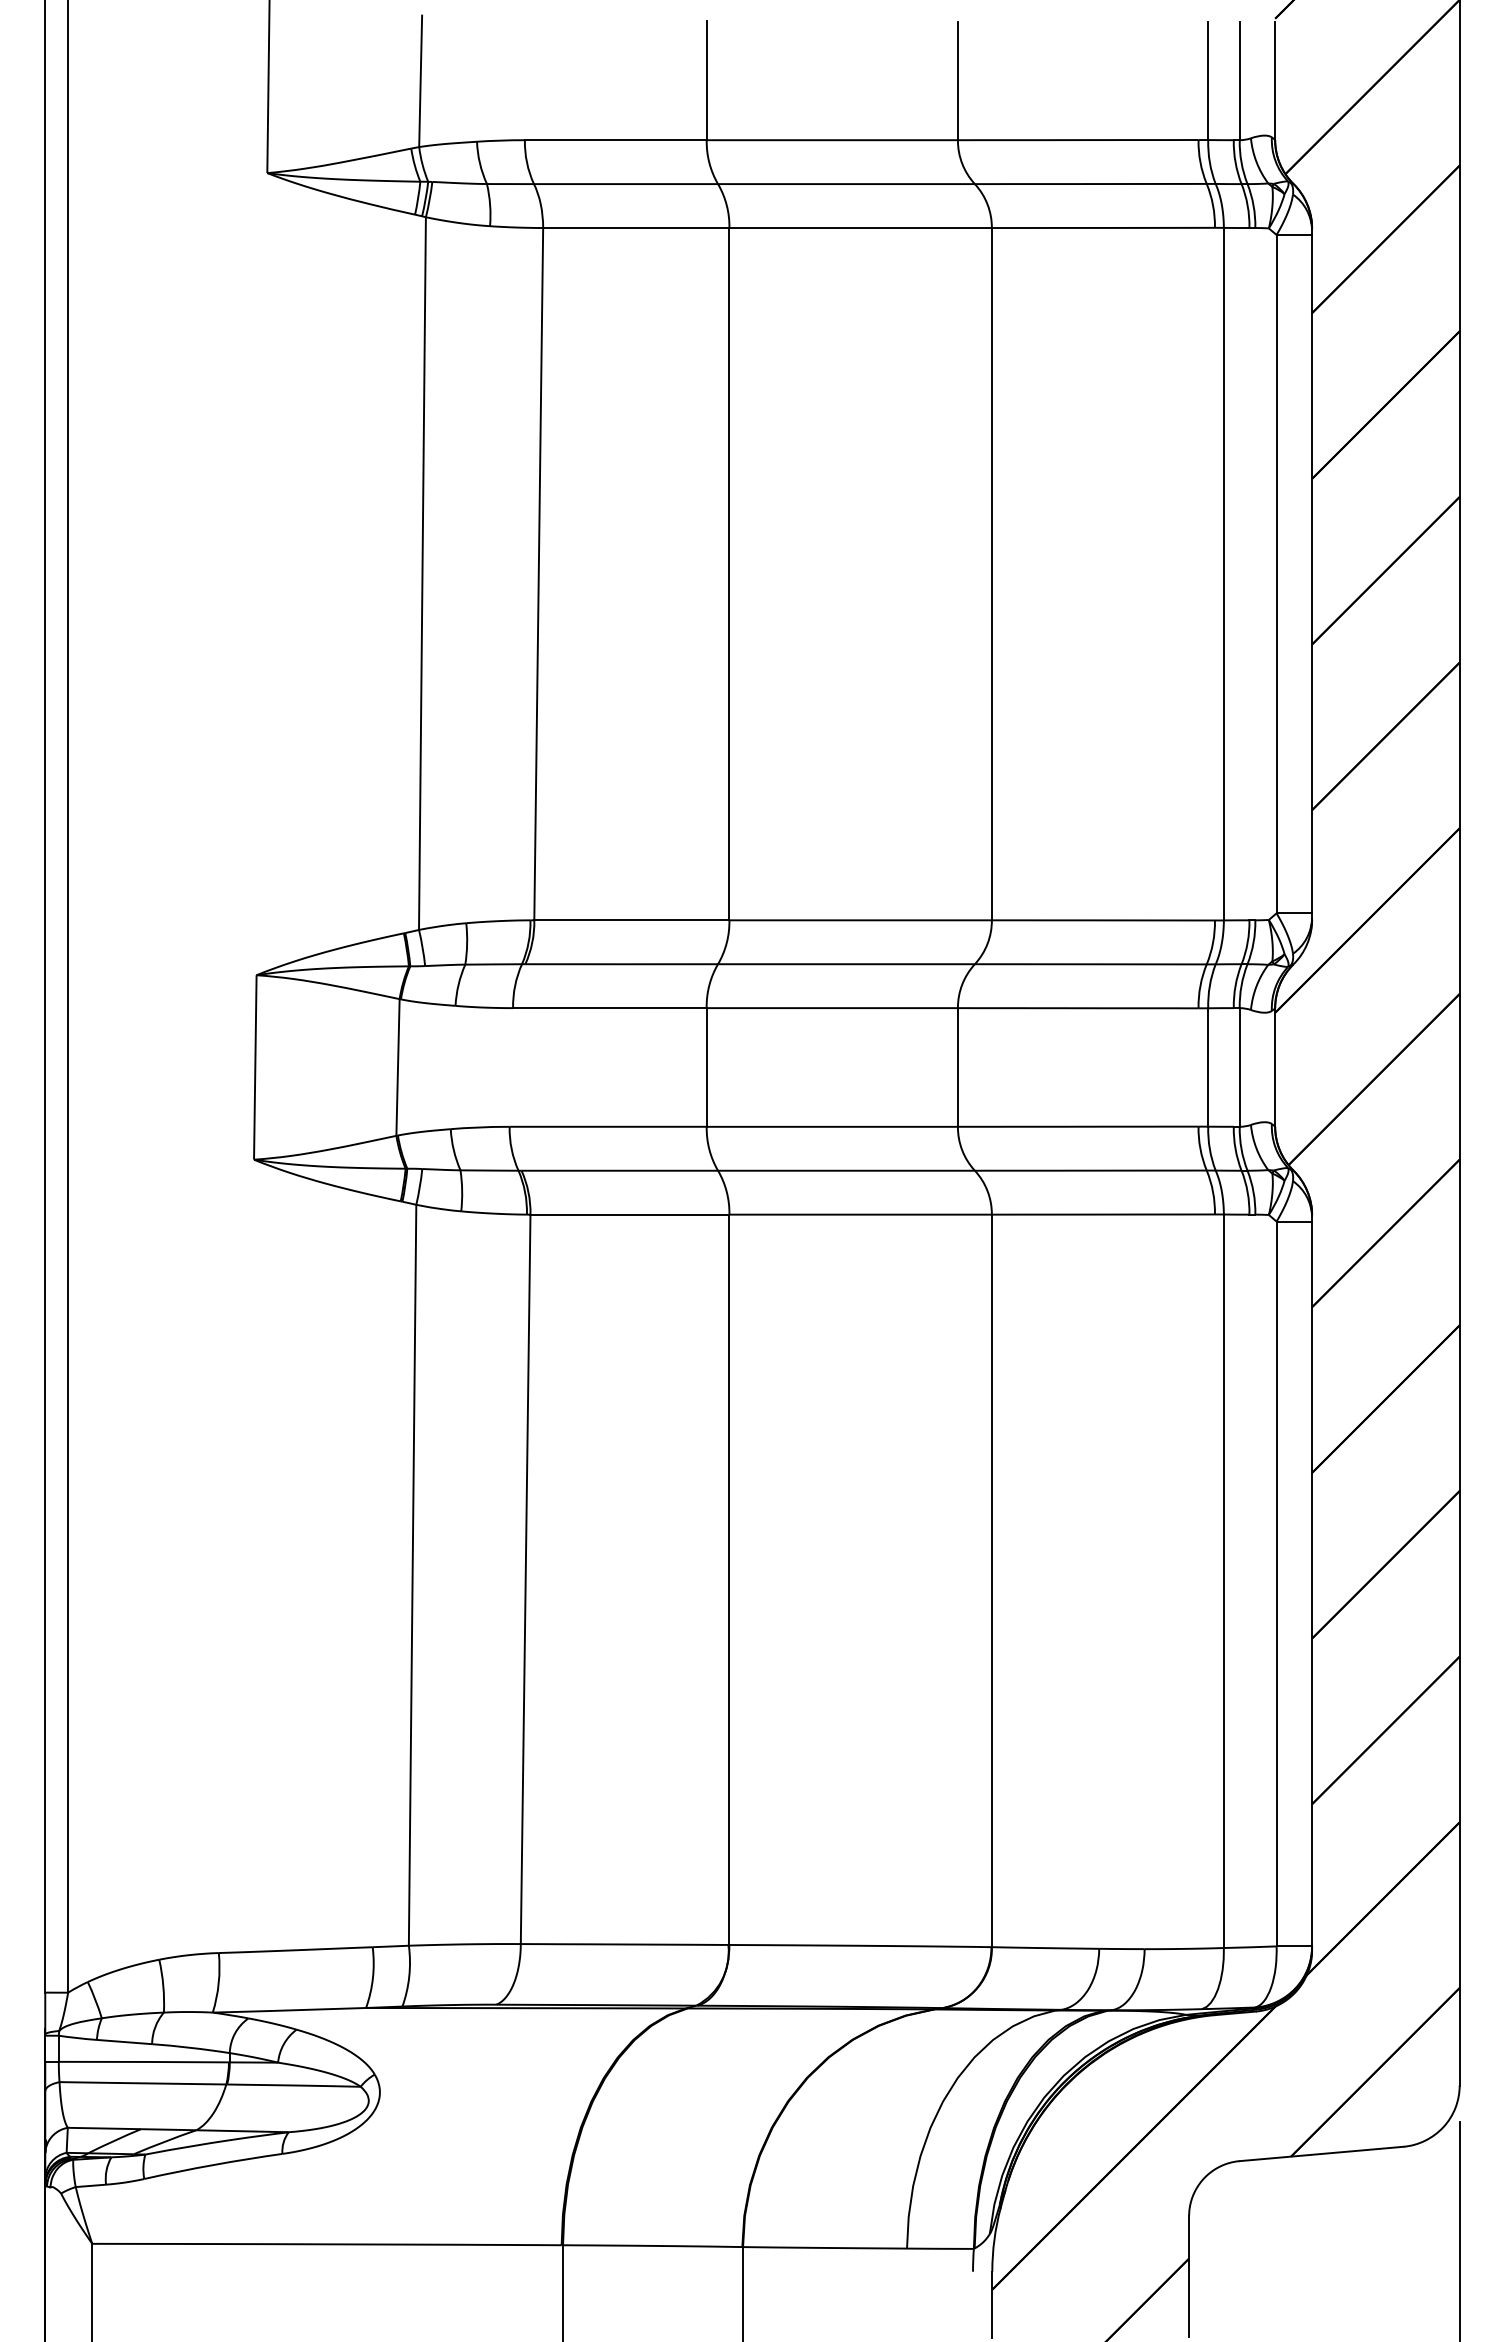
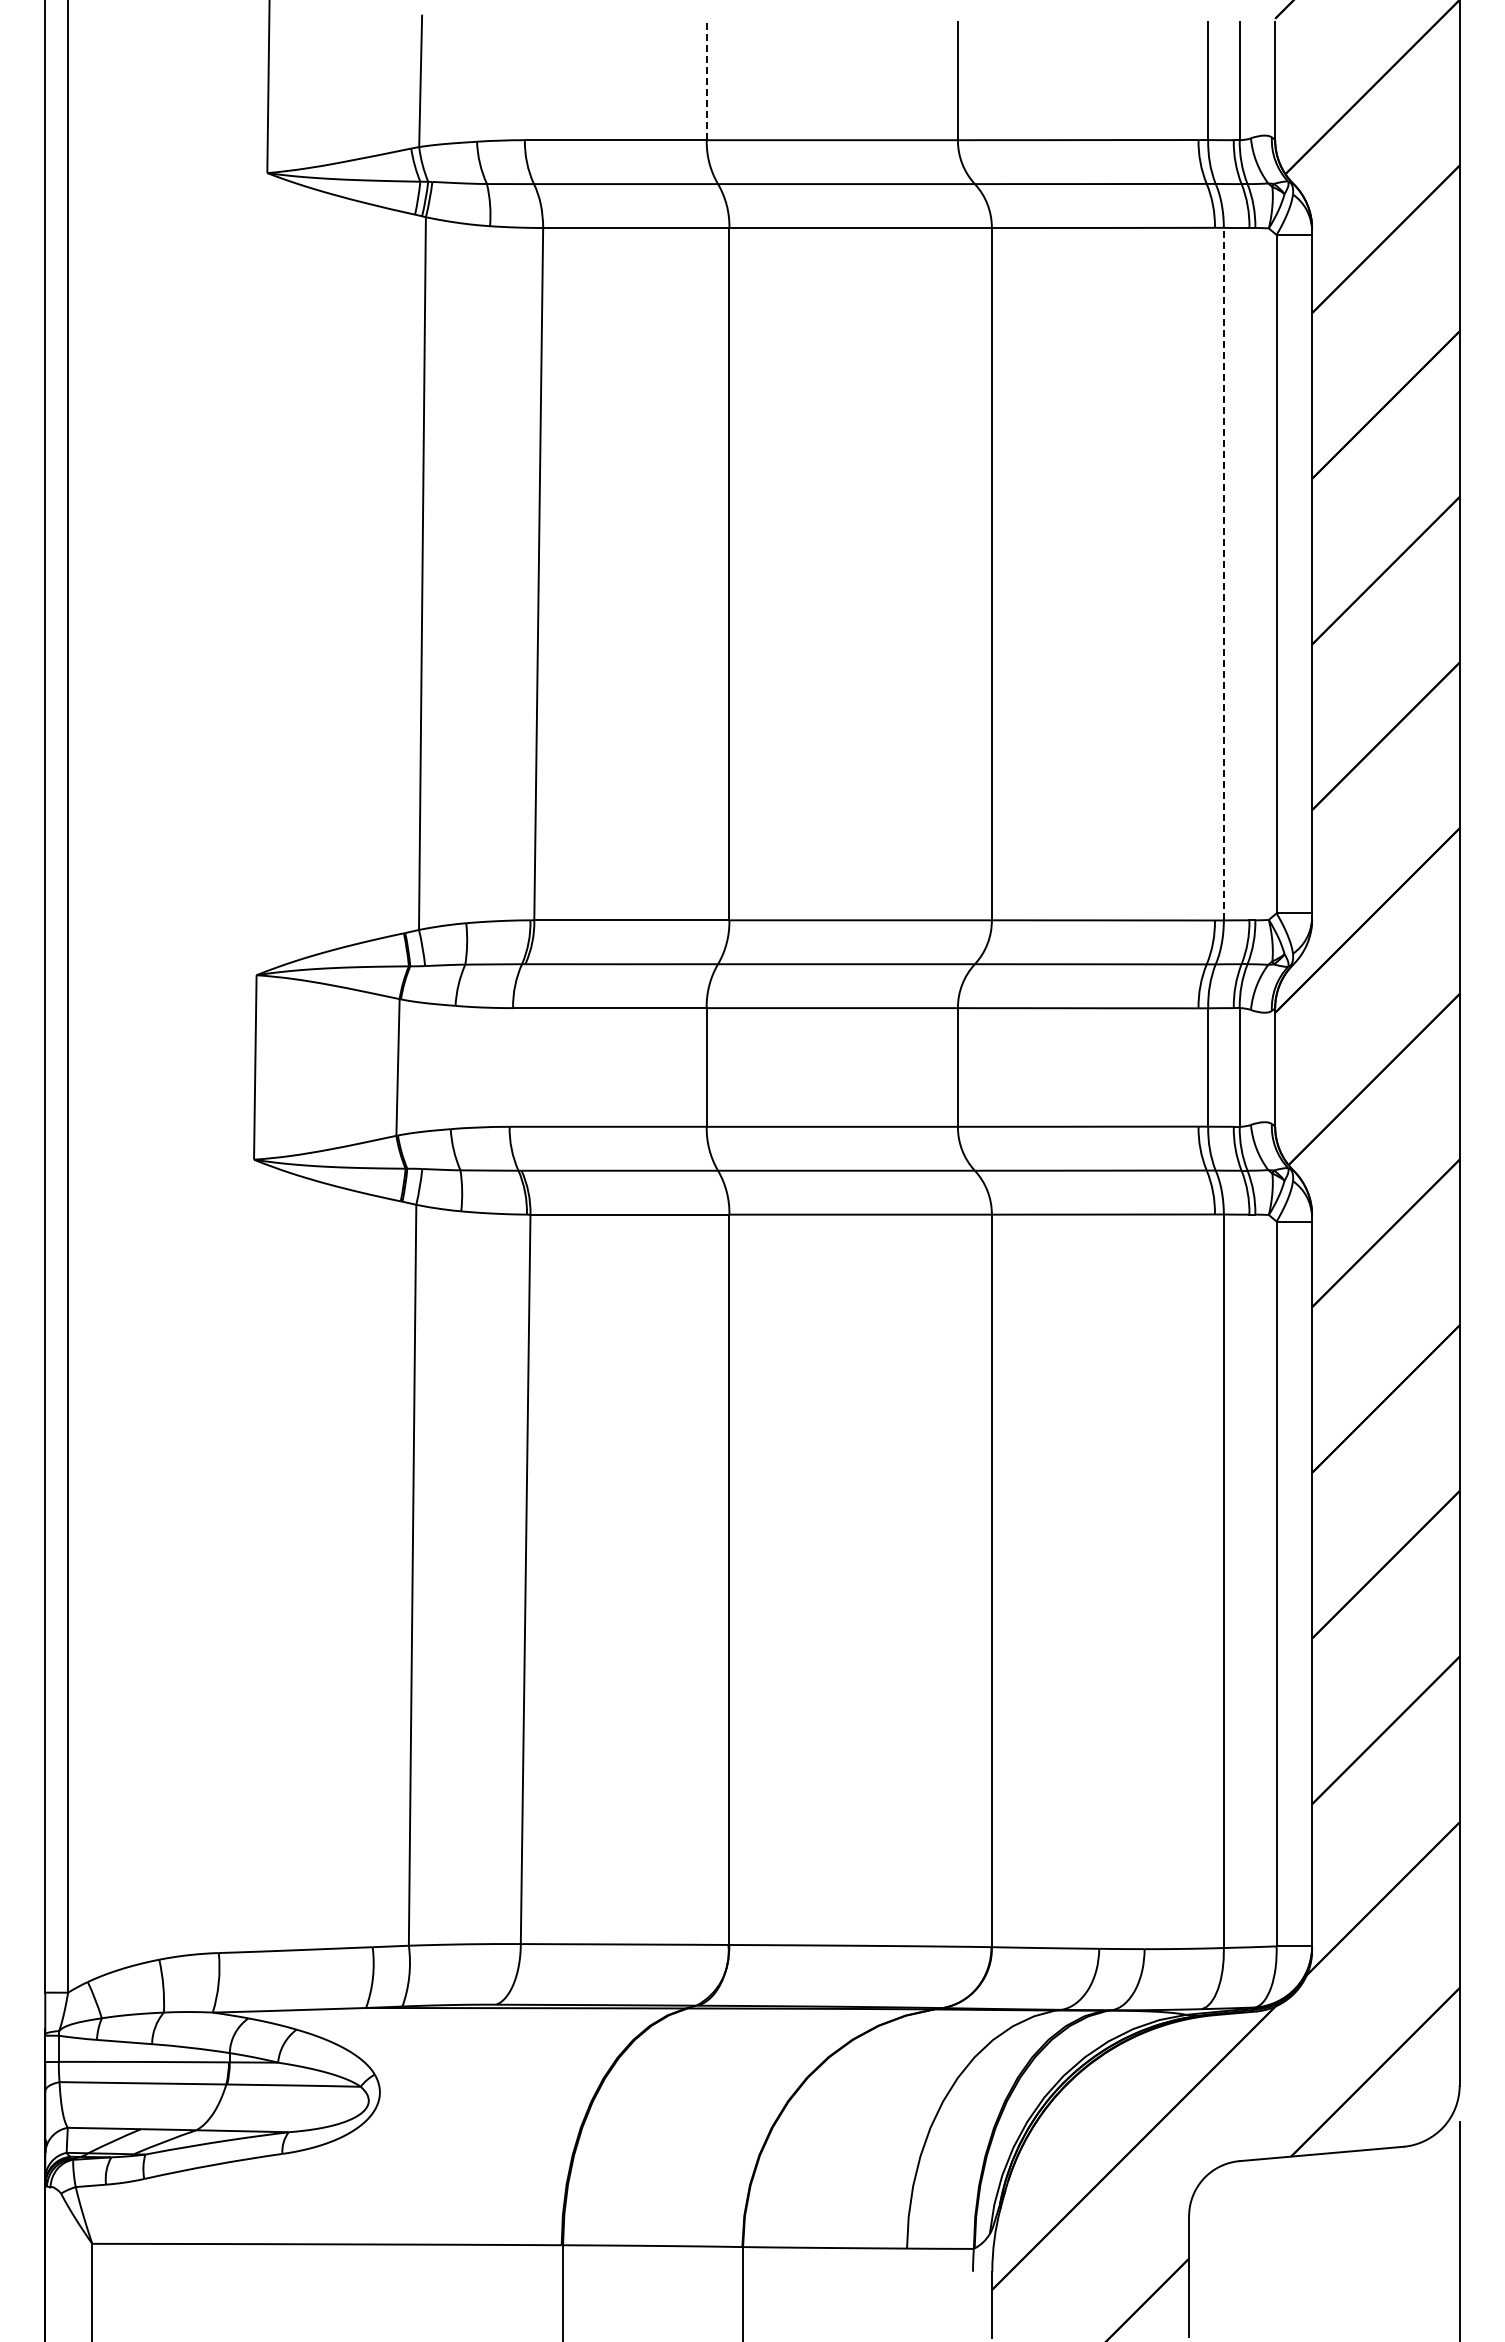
line: solid -> dashed (706, 80)
line: solid -> dashed (1223, 573)
